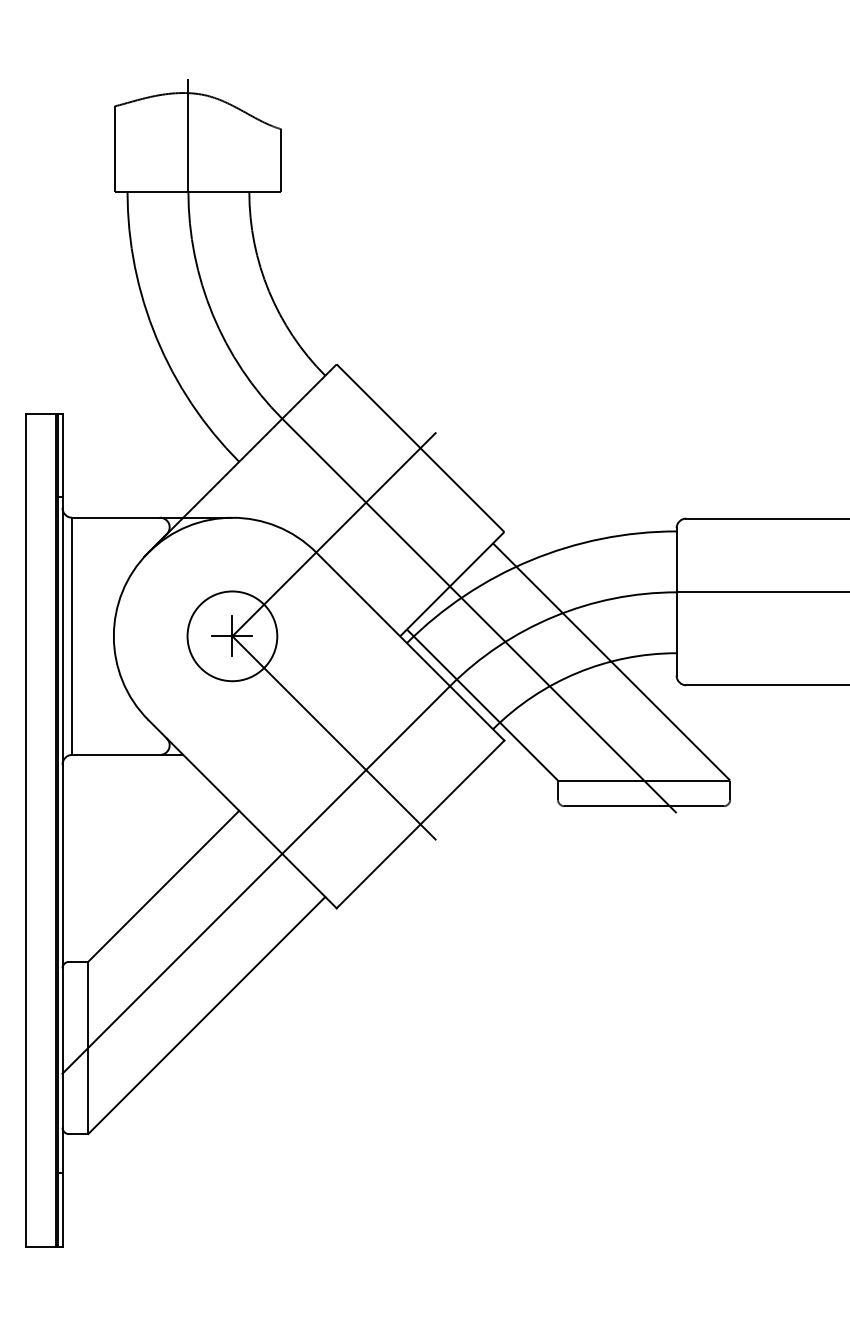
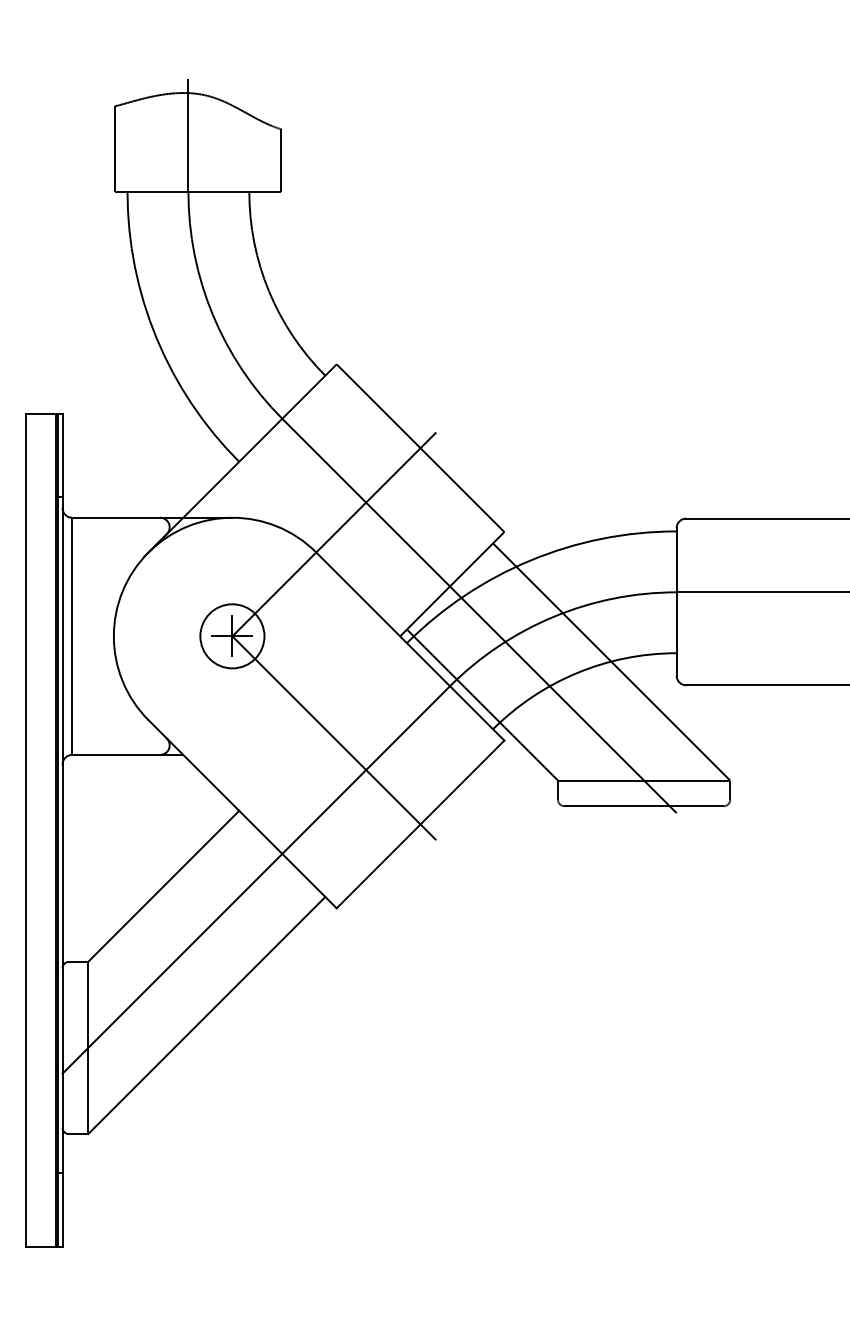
circle diameter: 90 px -> 64 px (232, 636)
